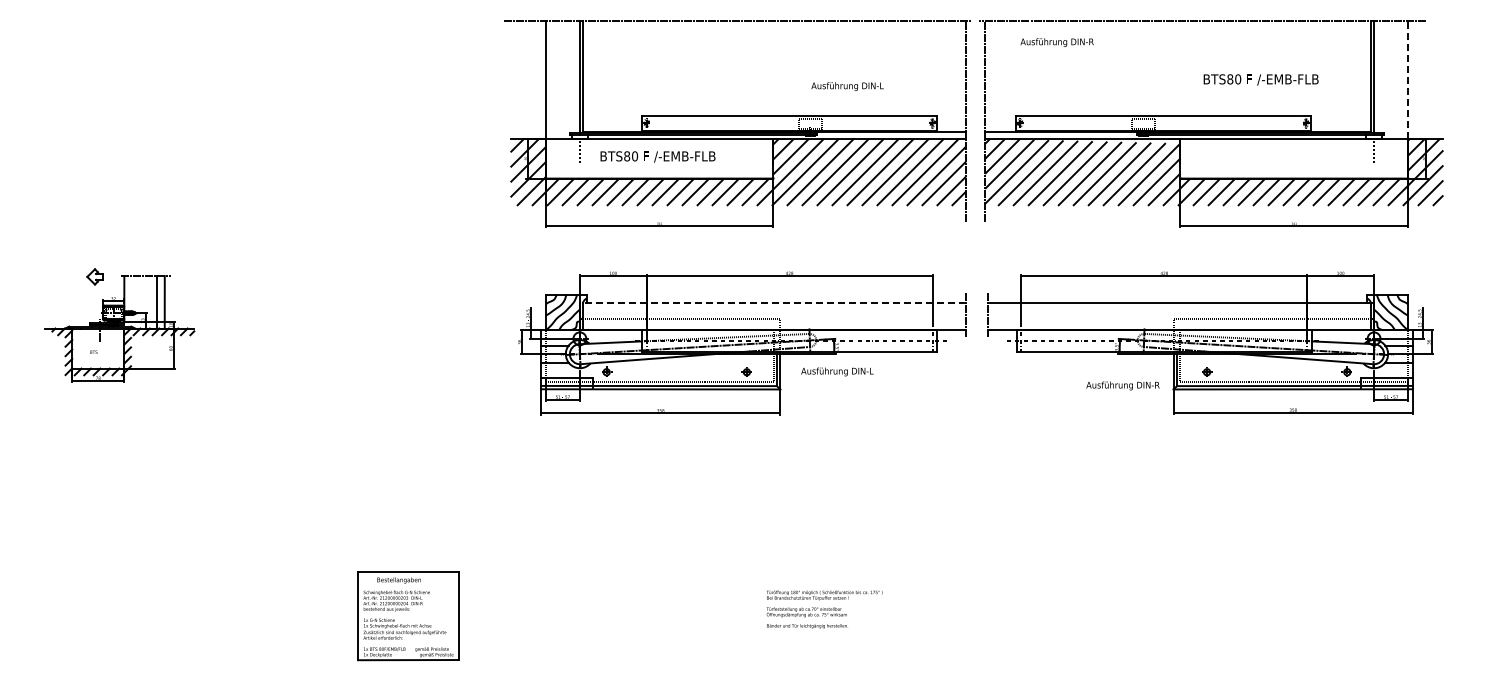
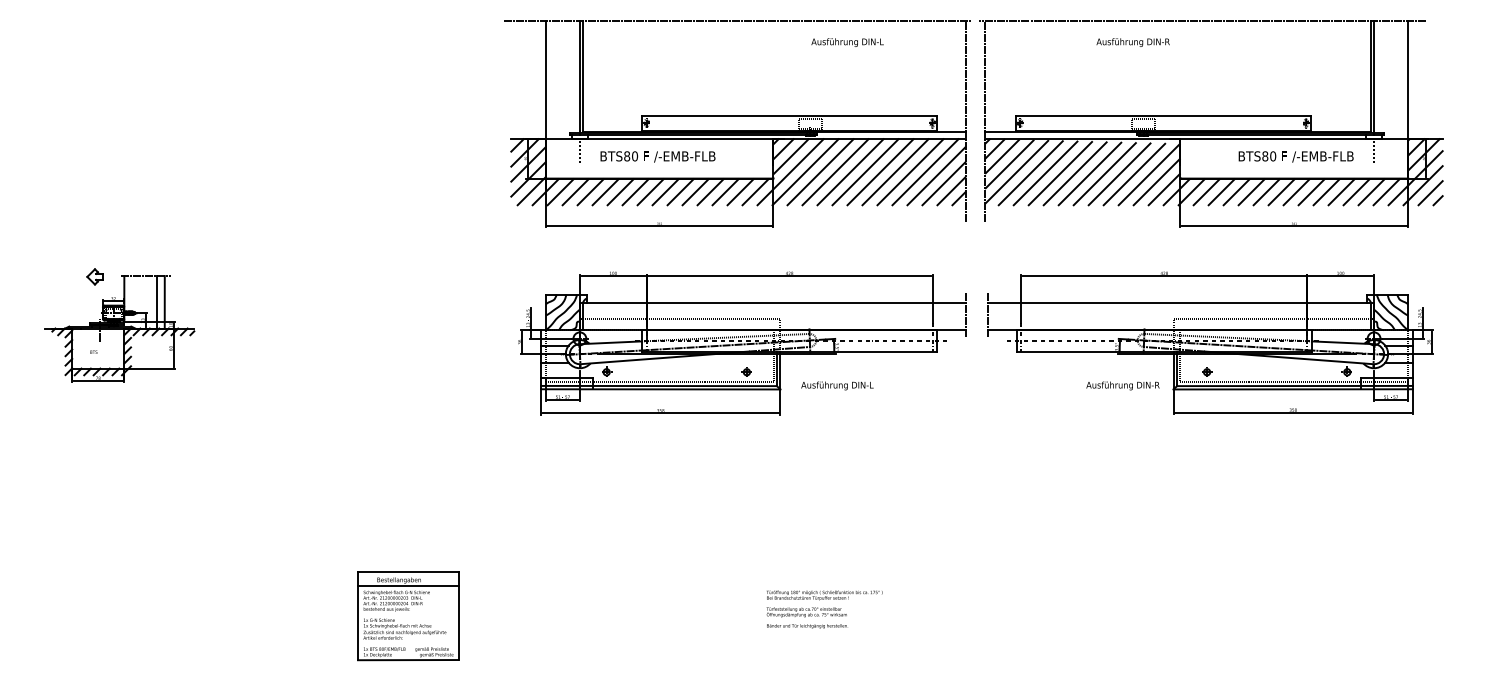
text position: (1056, 42) -> (1132, 42) (1132, 42)
text position: (1260, 79) -> (1295, 156) (1295, 156)
line: dashed -> solid (1408, 79)
text position: (847, 86) -> (847, 42) (847, 42)
line: dashed -> solid (772, 303)
text position: (837, 371) -> (837, 385) (837, 385)
line: none -> present (408, 586)
